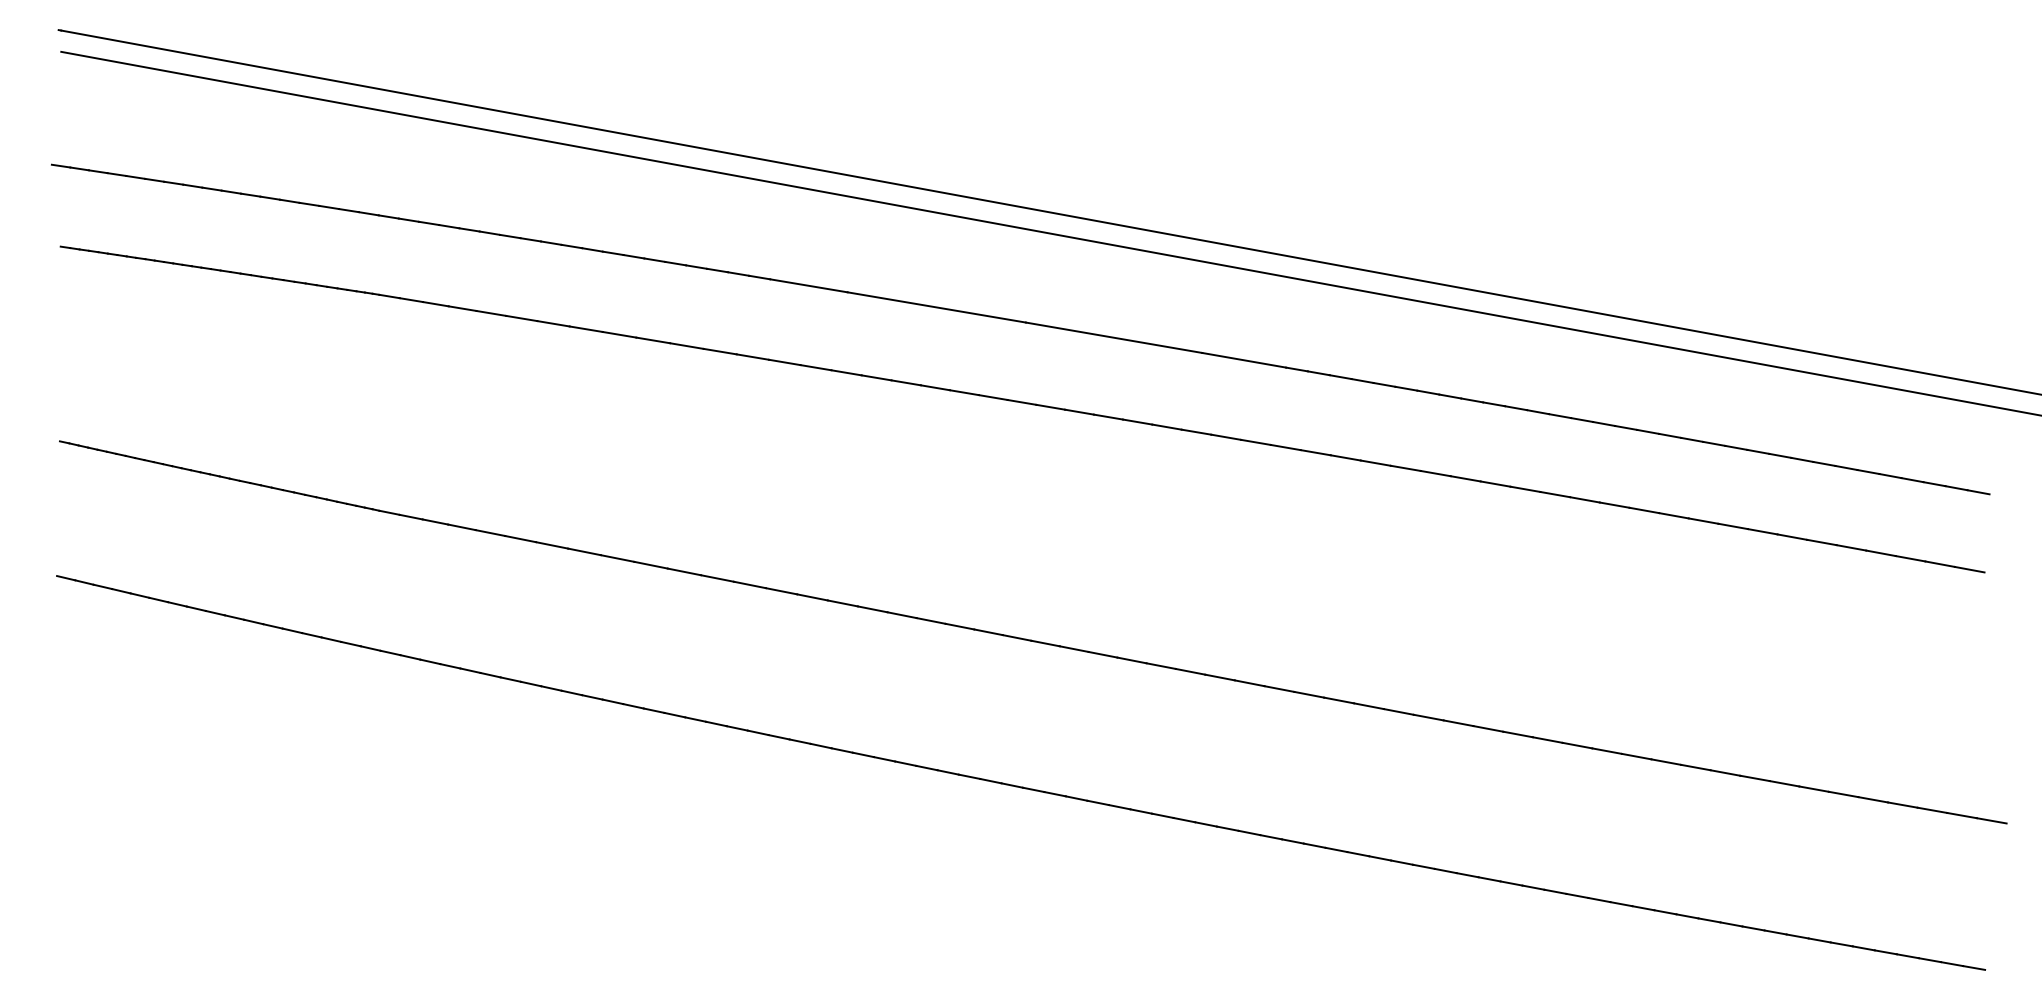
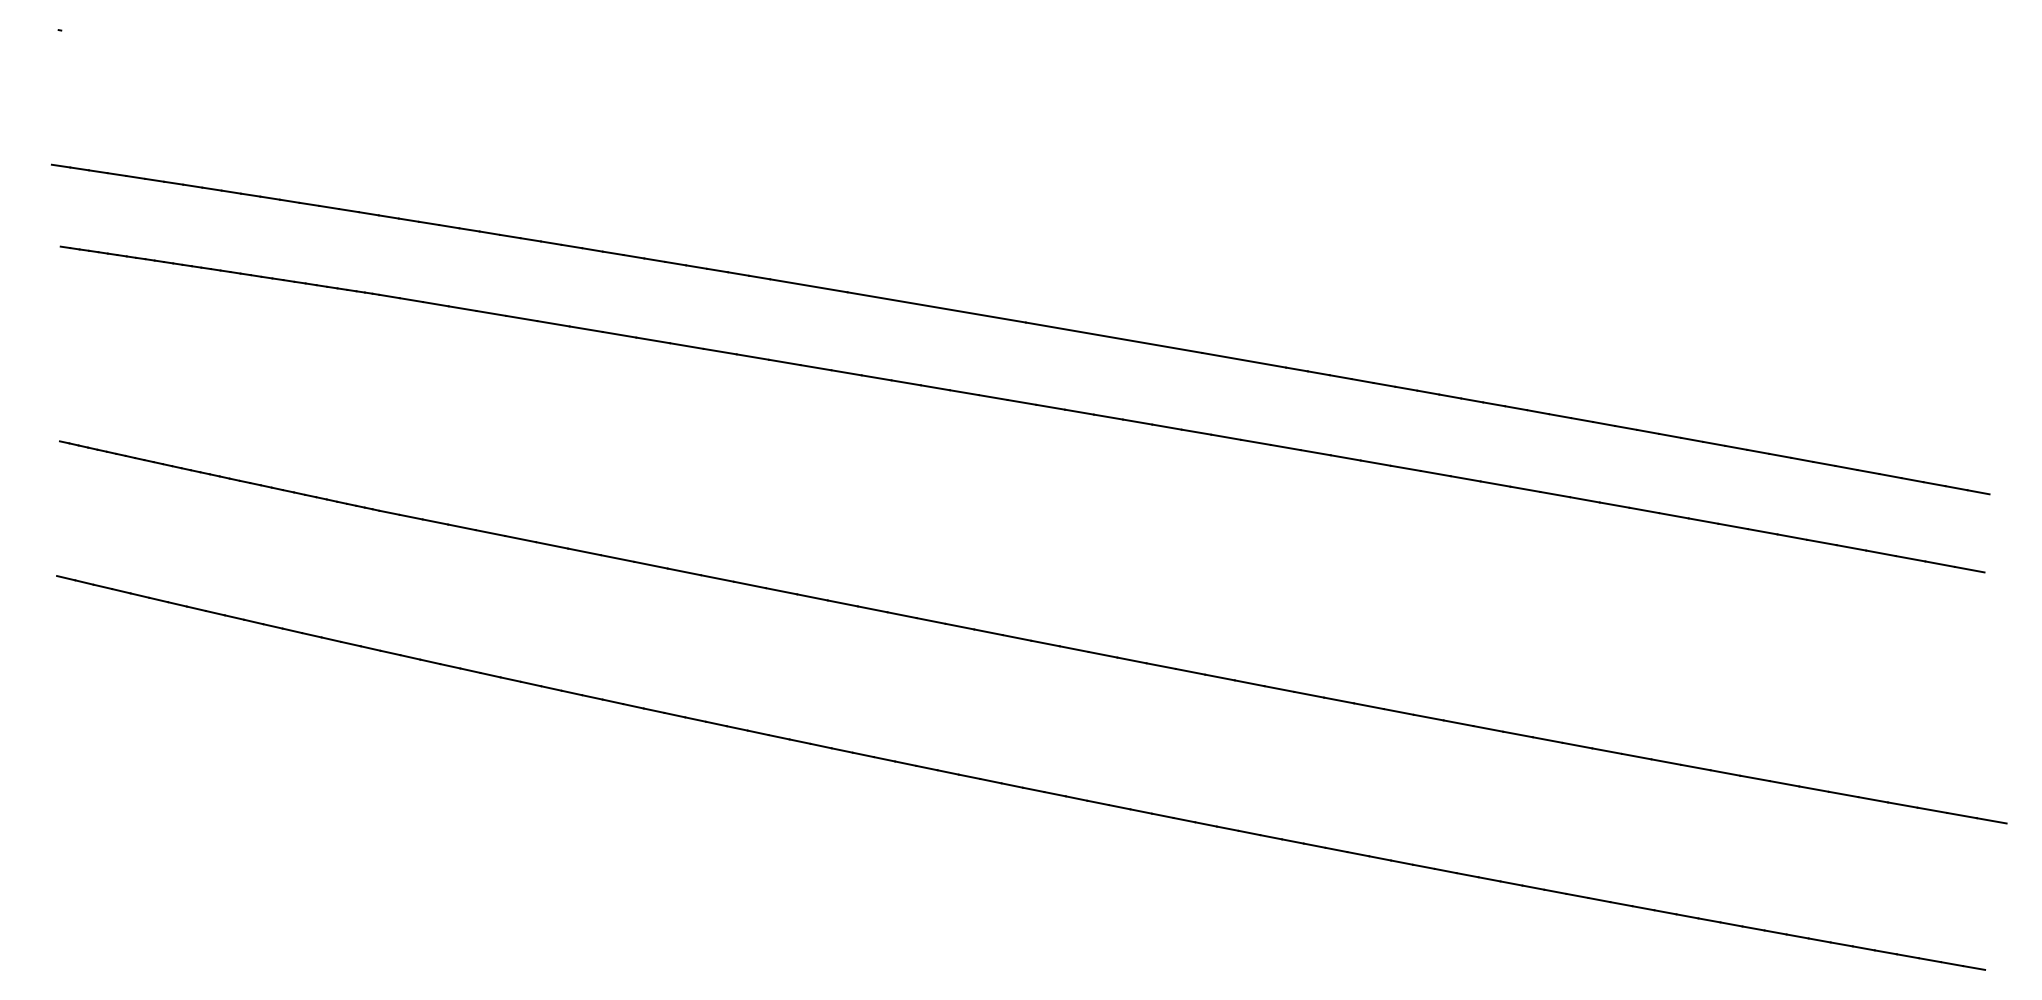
line: present -> none (1049, 212)
line: present -> none (1049, 233)
